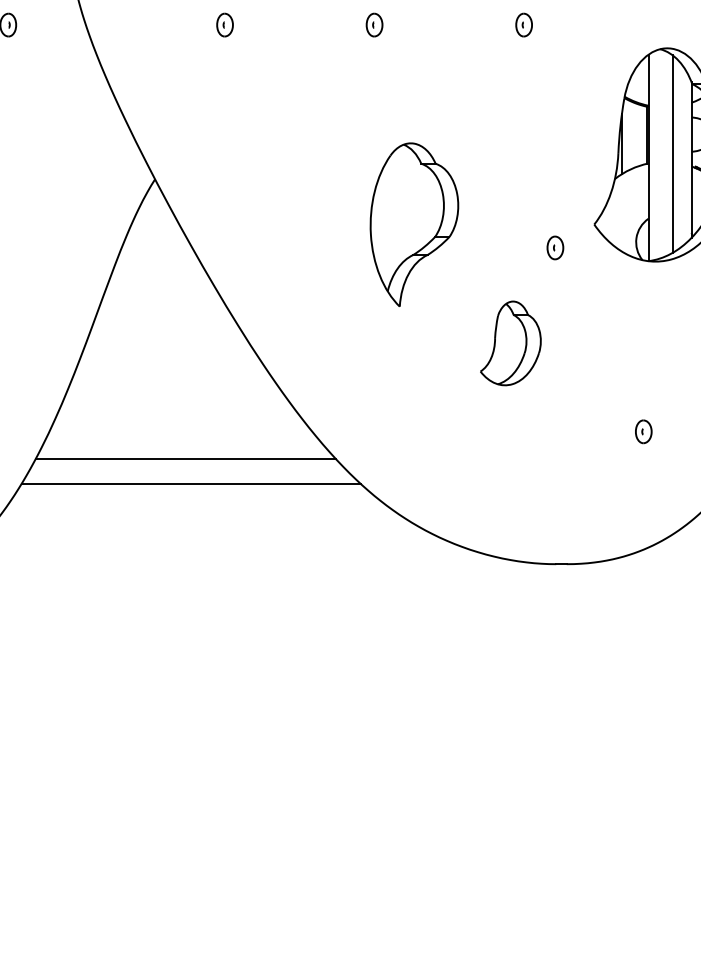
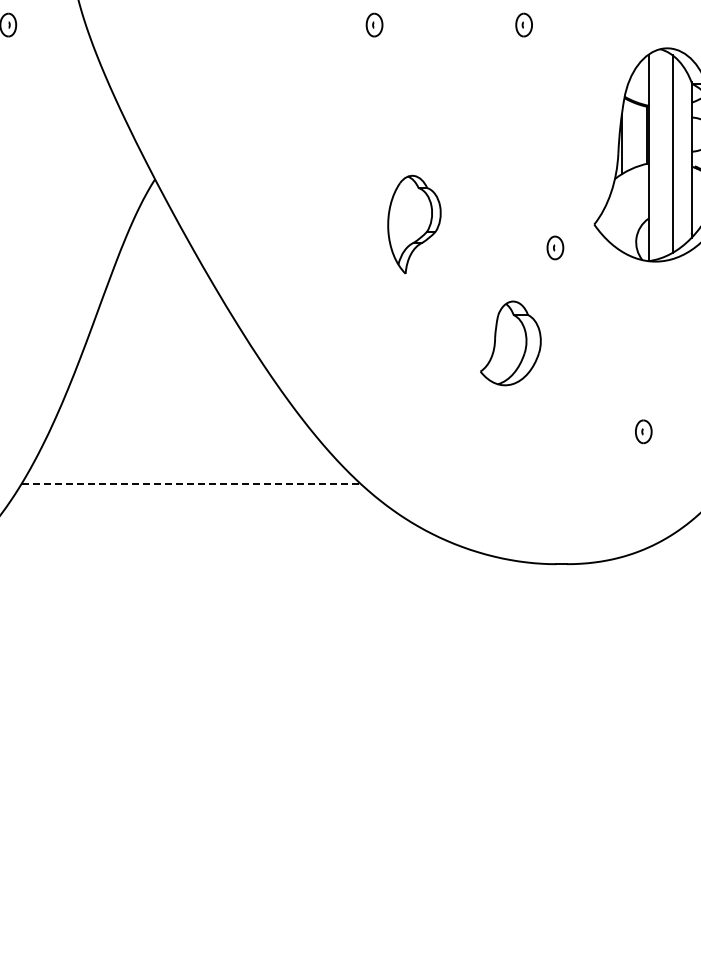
part: present -> none (224, 24)
part size: 91x165 px -> 55x101 px (414, 224)
line: present -> none (185, 458)
line: solid -> dashed (191, 484)
